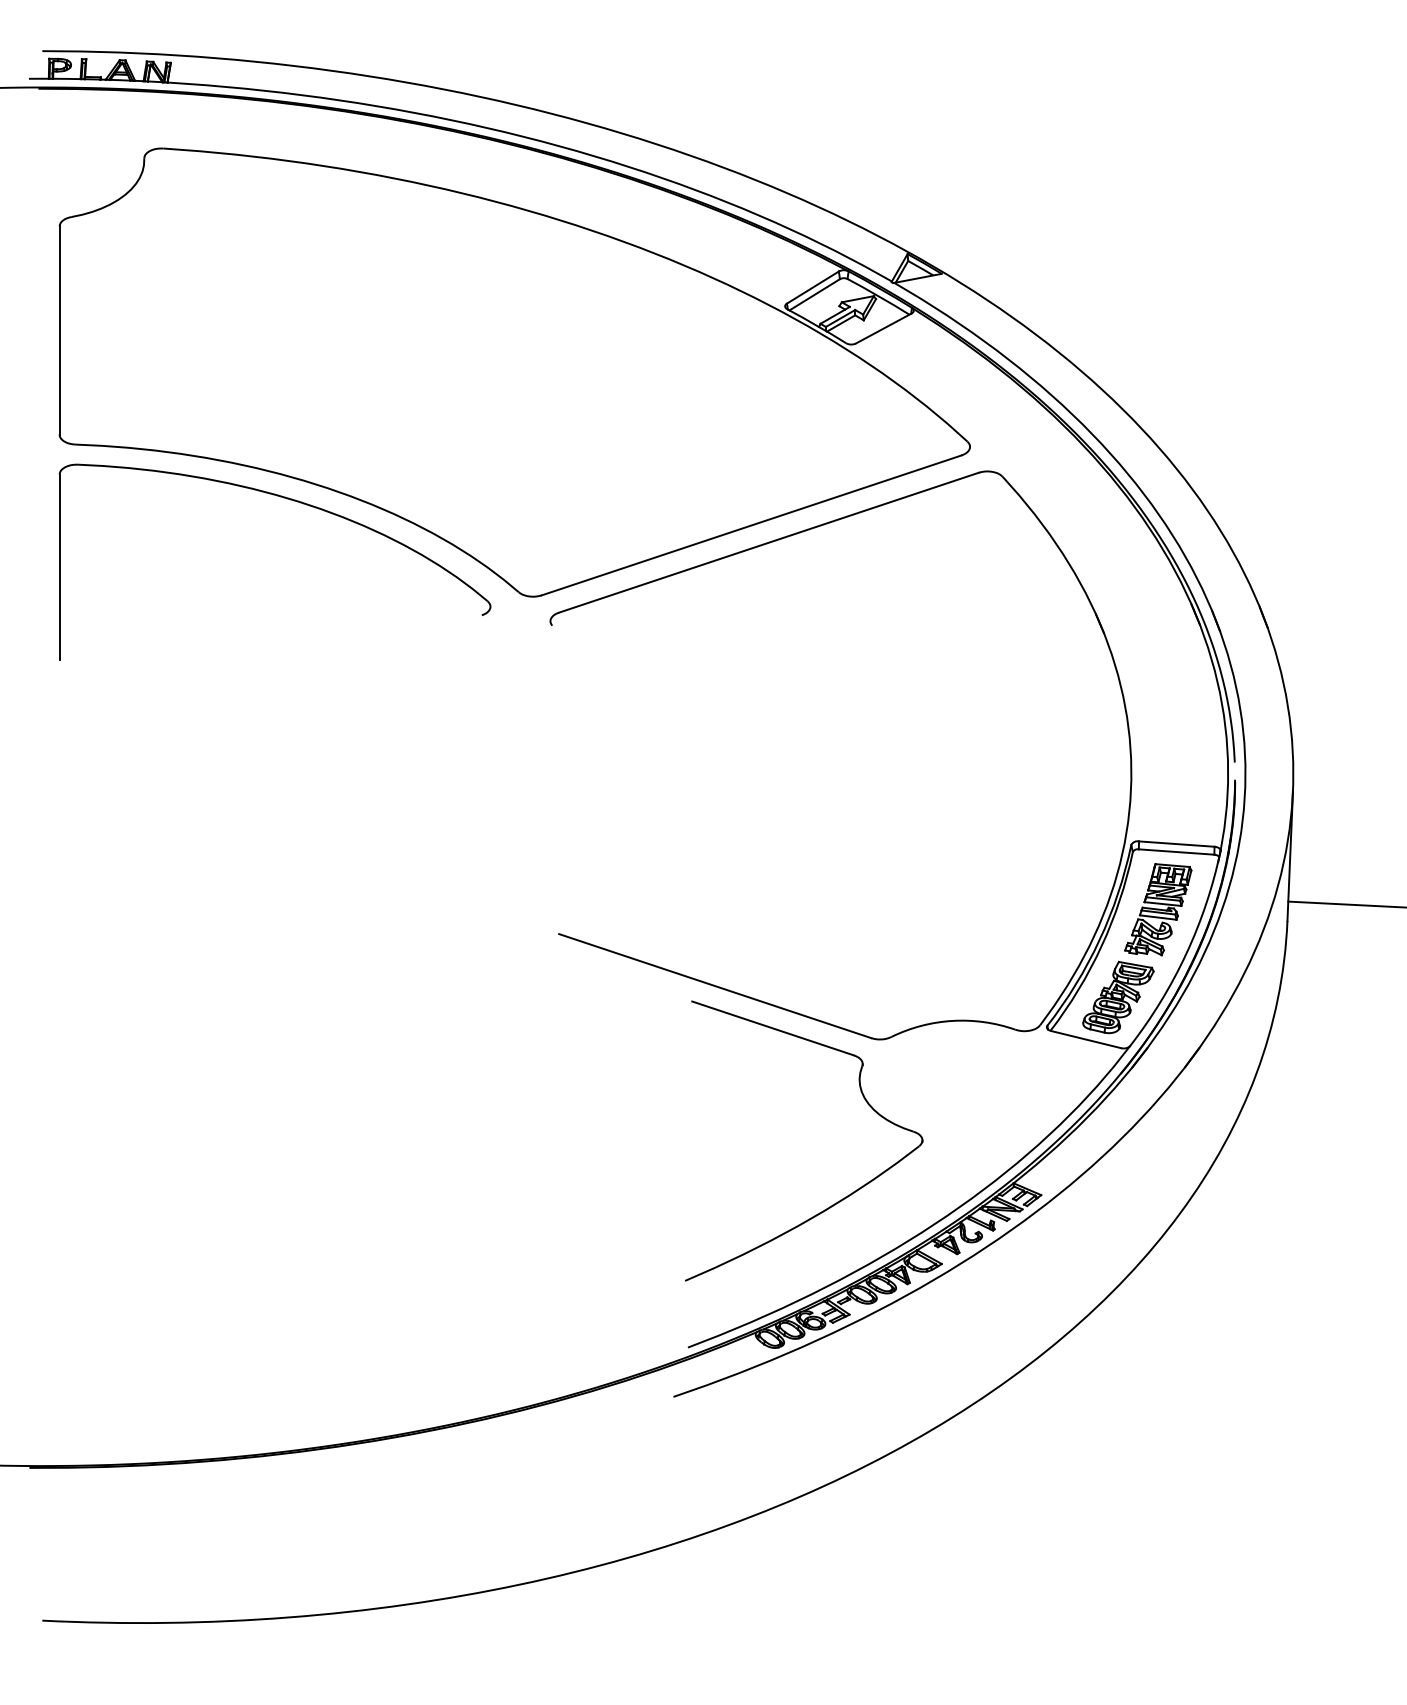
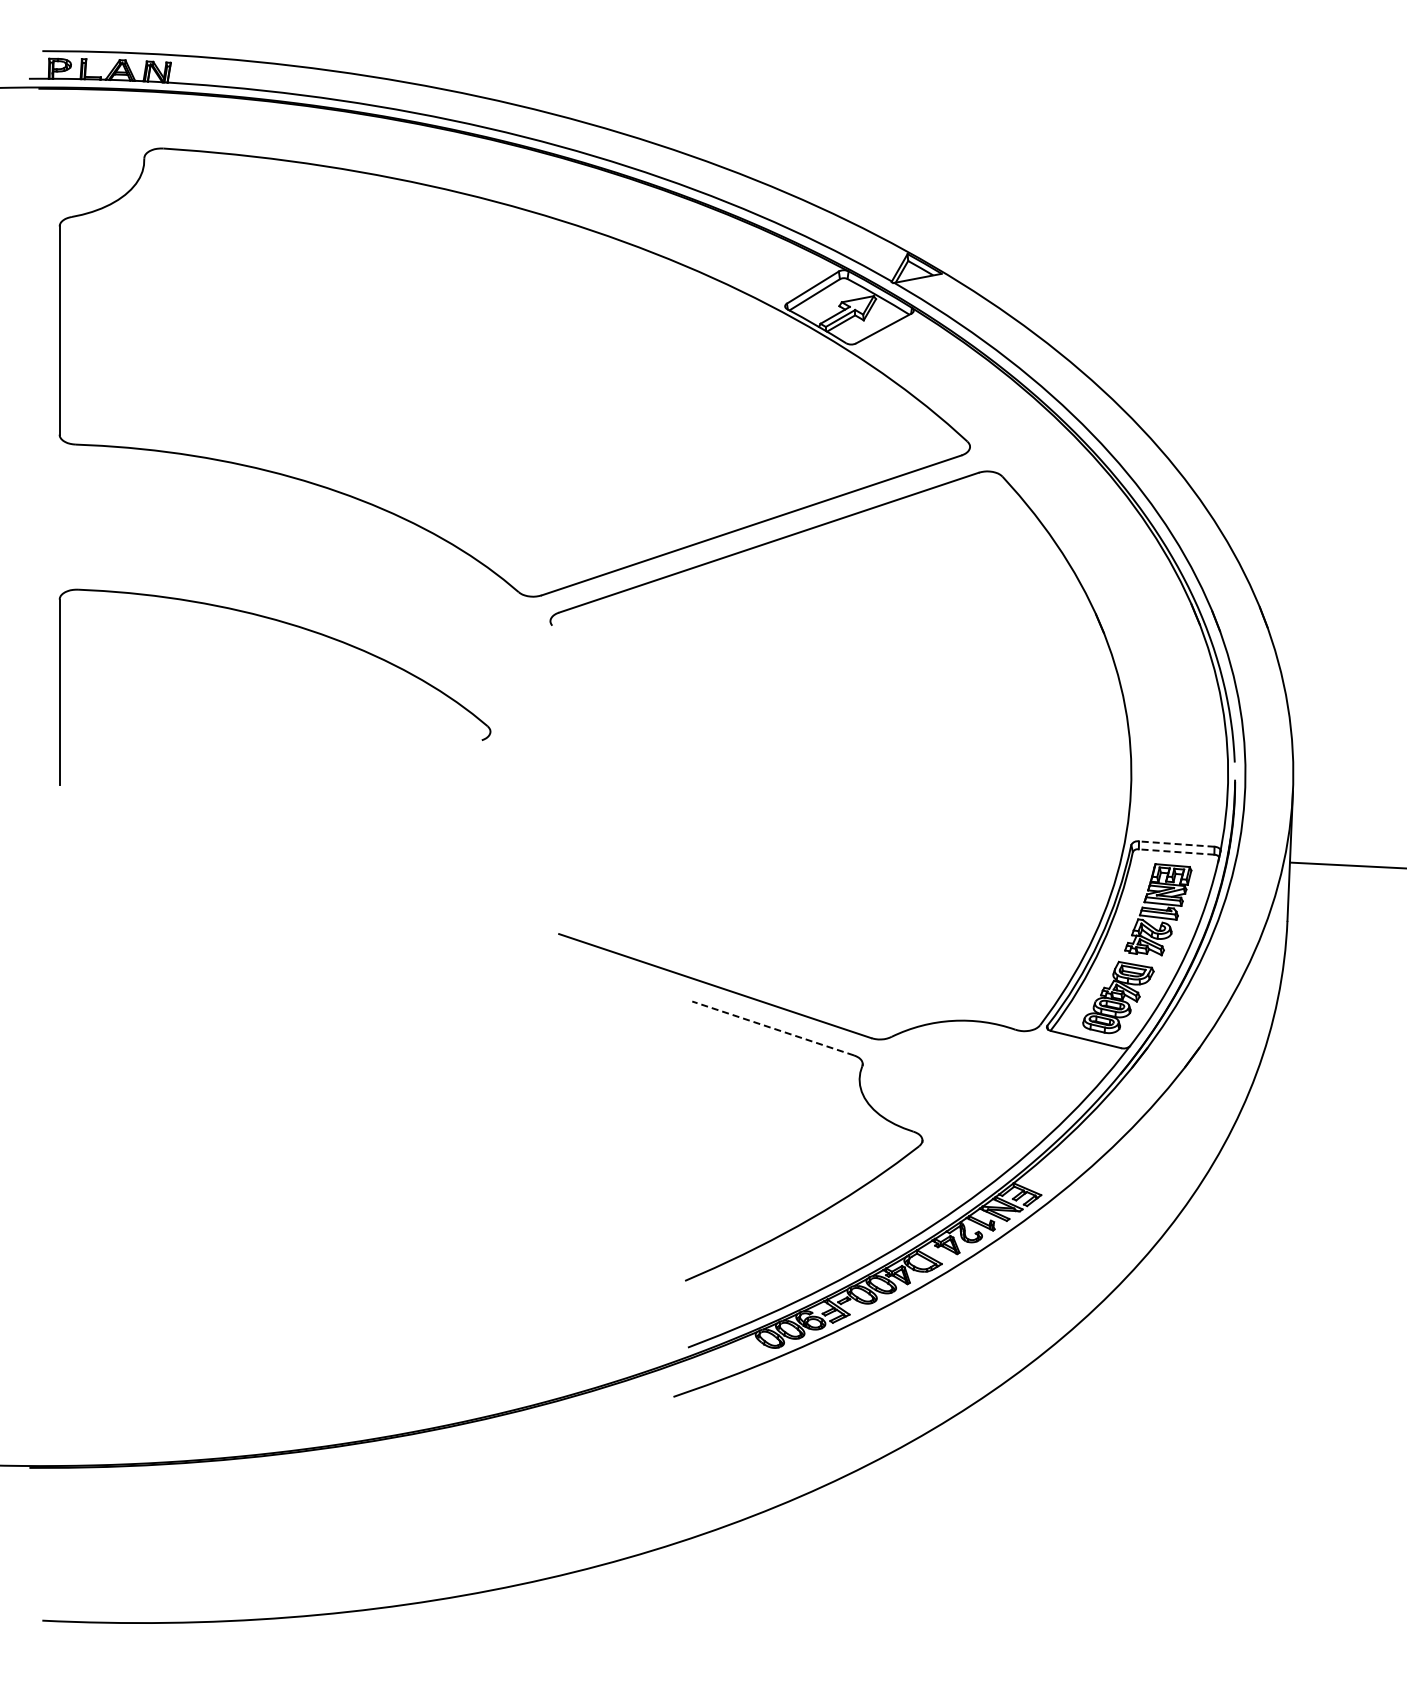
part position: (293, 501) -> (293, 626) (293, 626)
line: solid -> dashed (1176, 844)
line: solid -> dashed (1176, 852)
line position: (1345, 904) -> (1346, 865) (1346, 865)
line: solid -> dashed (772, 1028)
